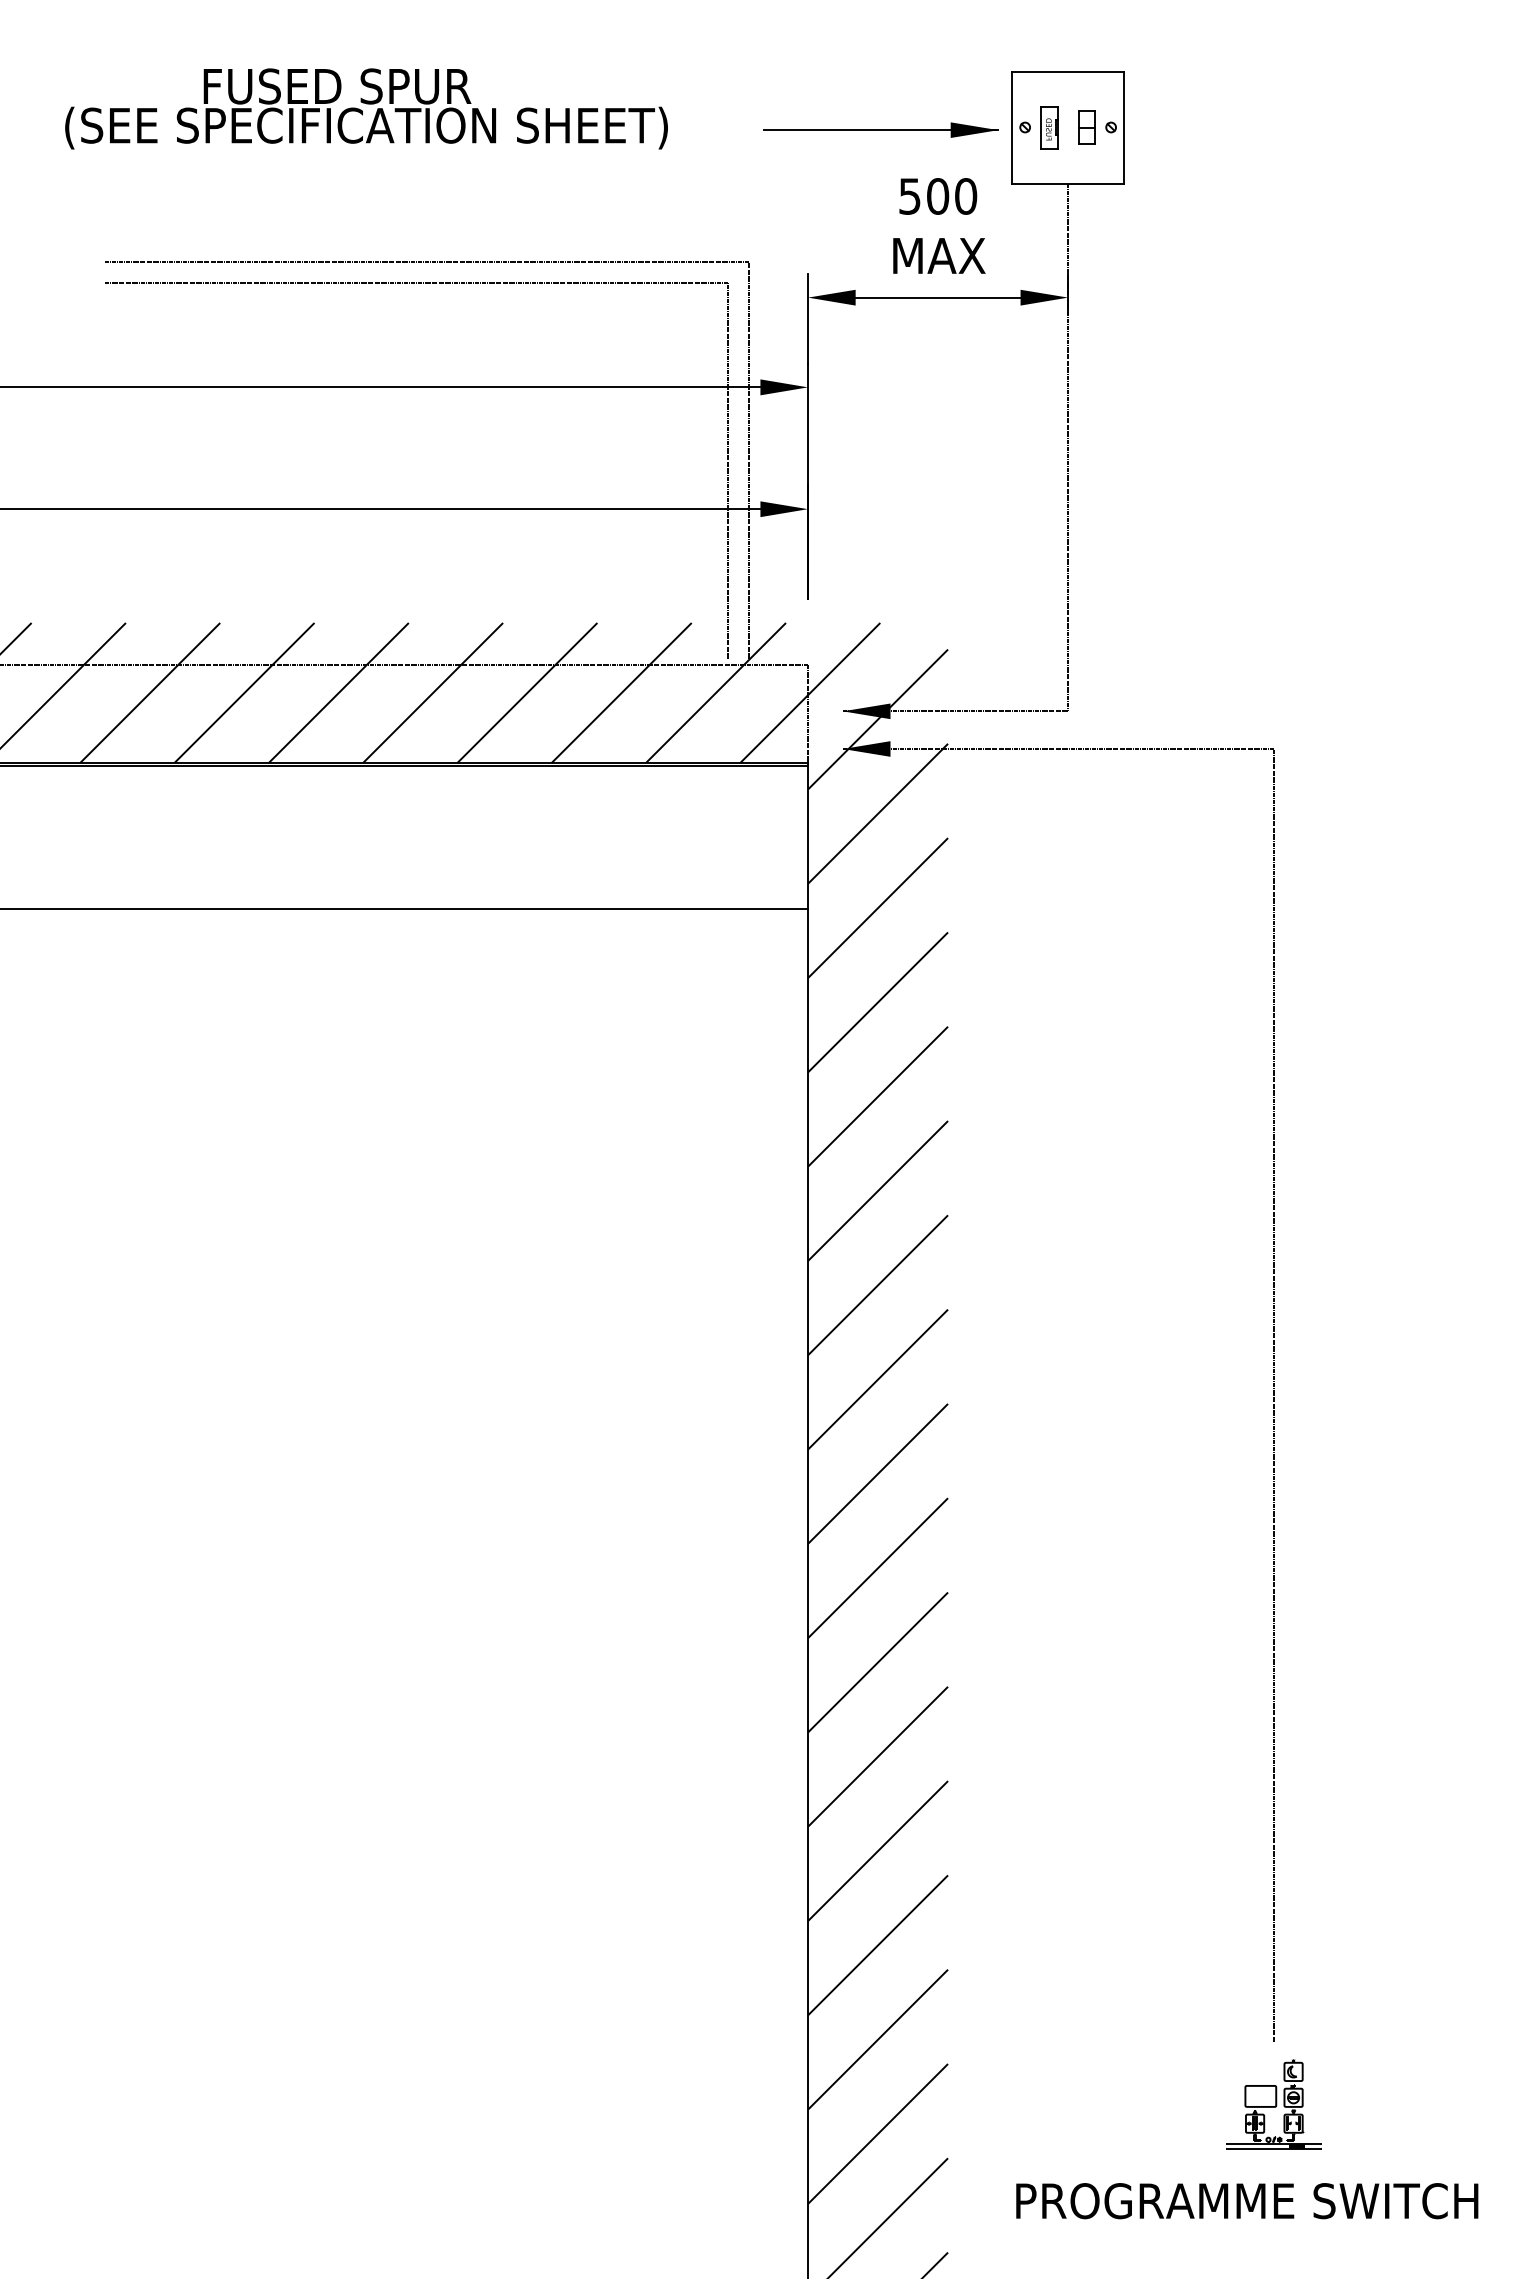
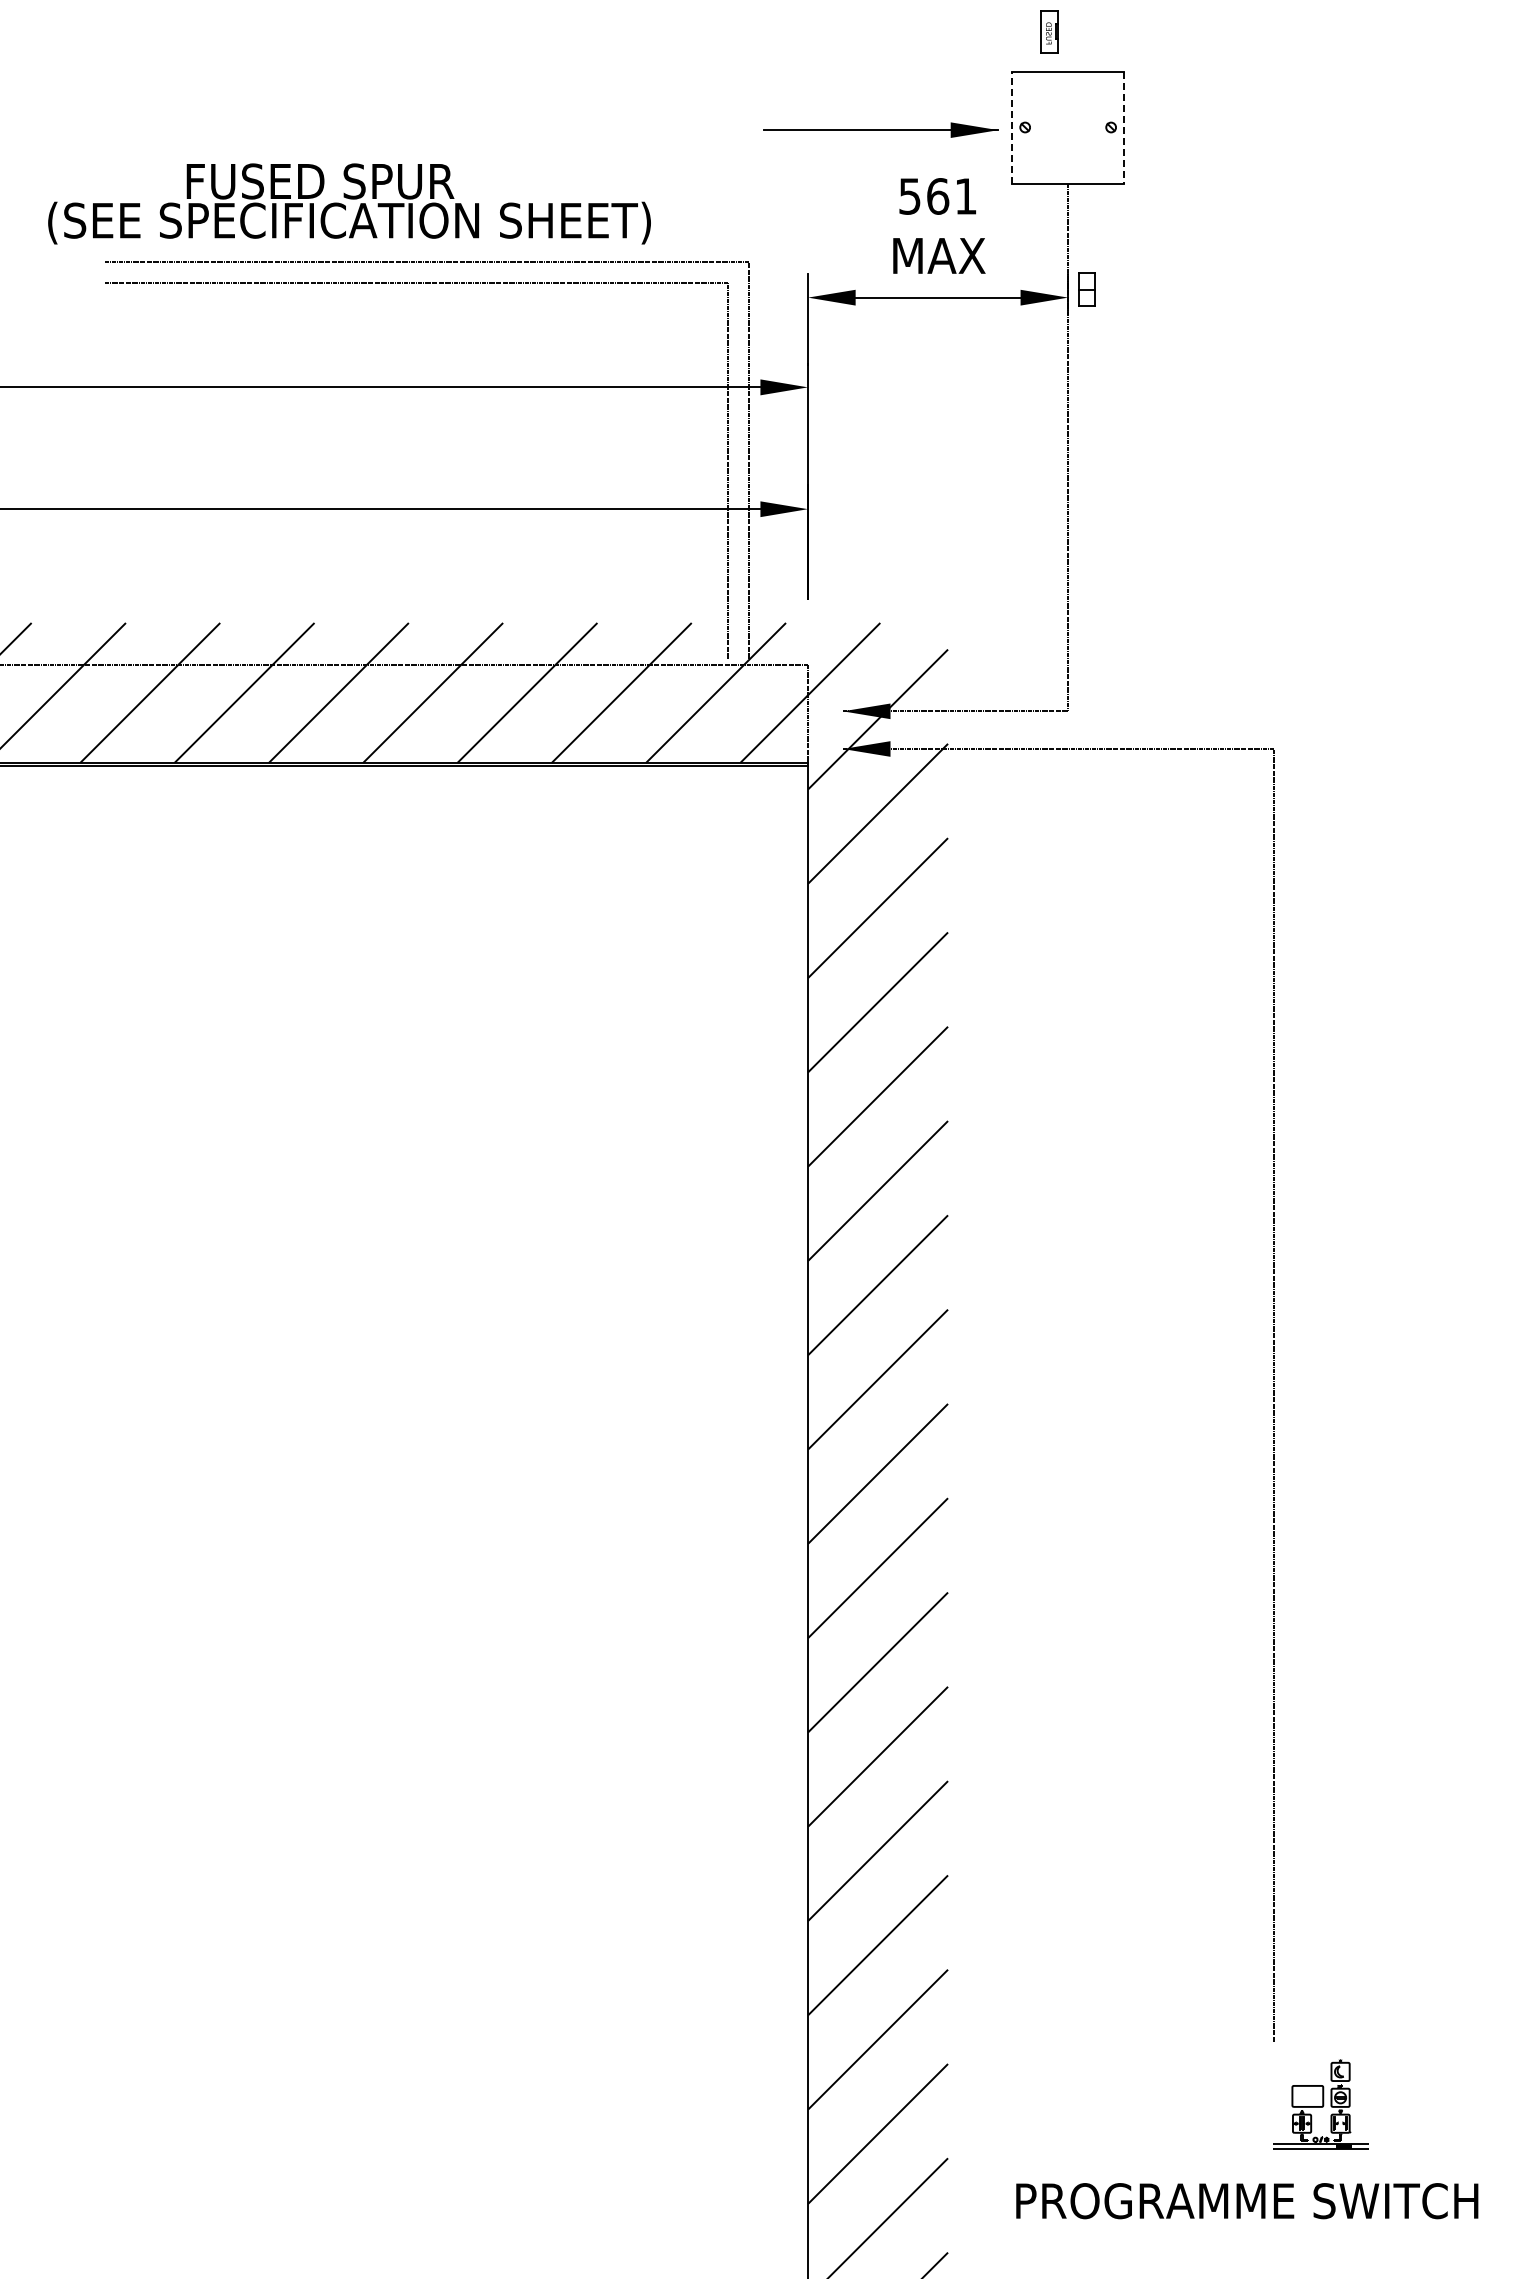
text position: (366, 108) -> (349, 203) (349, 203)
line: solid -> dashed (1012, 127)
part position: (1049, 127) -> (1049, 31) (1049, 31)
part position: (1086, 127) -> (1086, 289) (1086, 289)
line: solid -> dashed (1124, 128)
text: 500 -> 561 (952, 196)
line: present -> none (405, 908)
part position: (1273, 2104) -> (1320, 2104) (1320, 2104)
